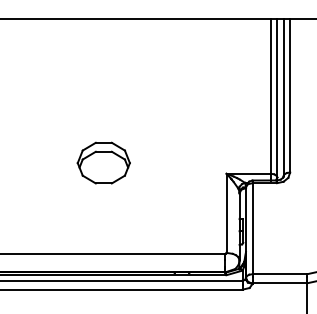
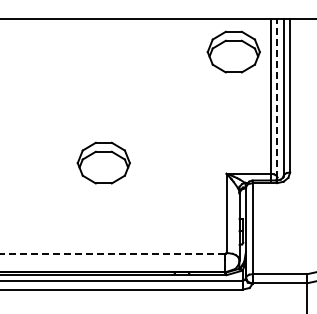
part: none -> present (233, 51)
line: solid -> dashed (277, 97)
line: solid -> dashed (112, 253)
